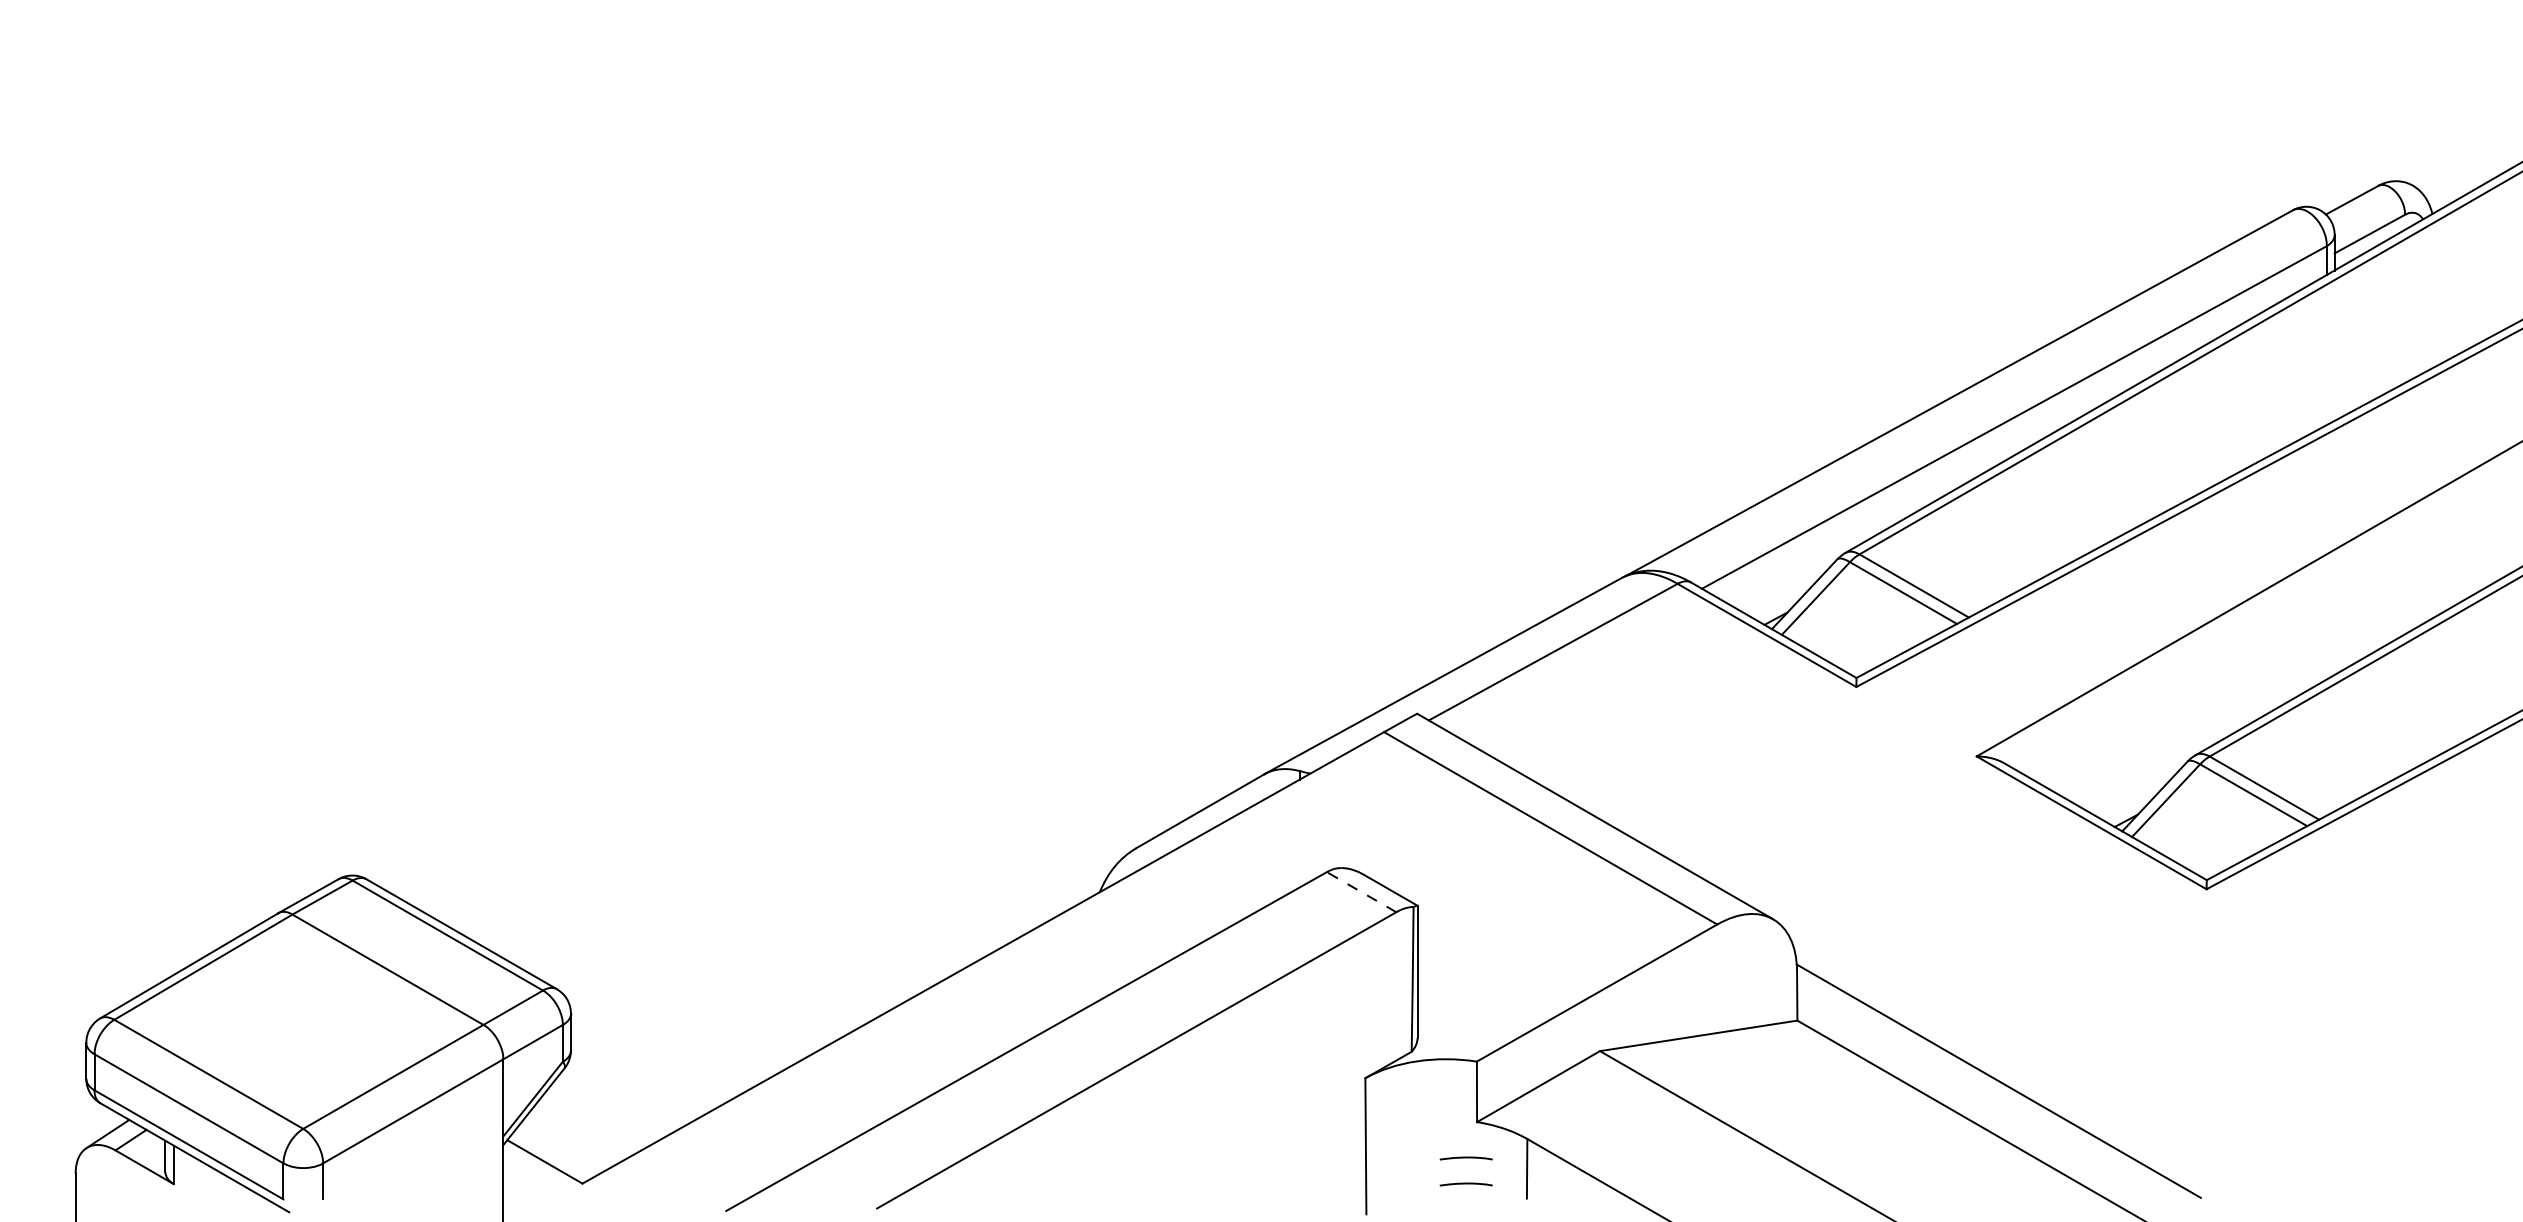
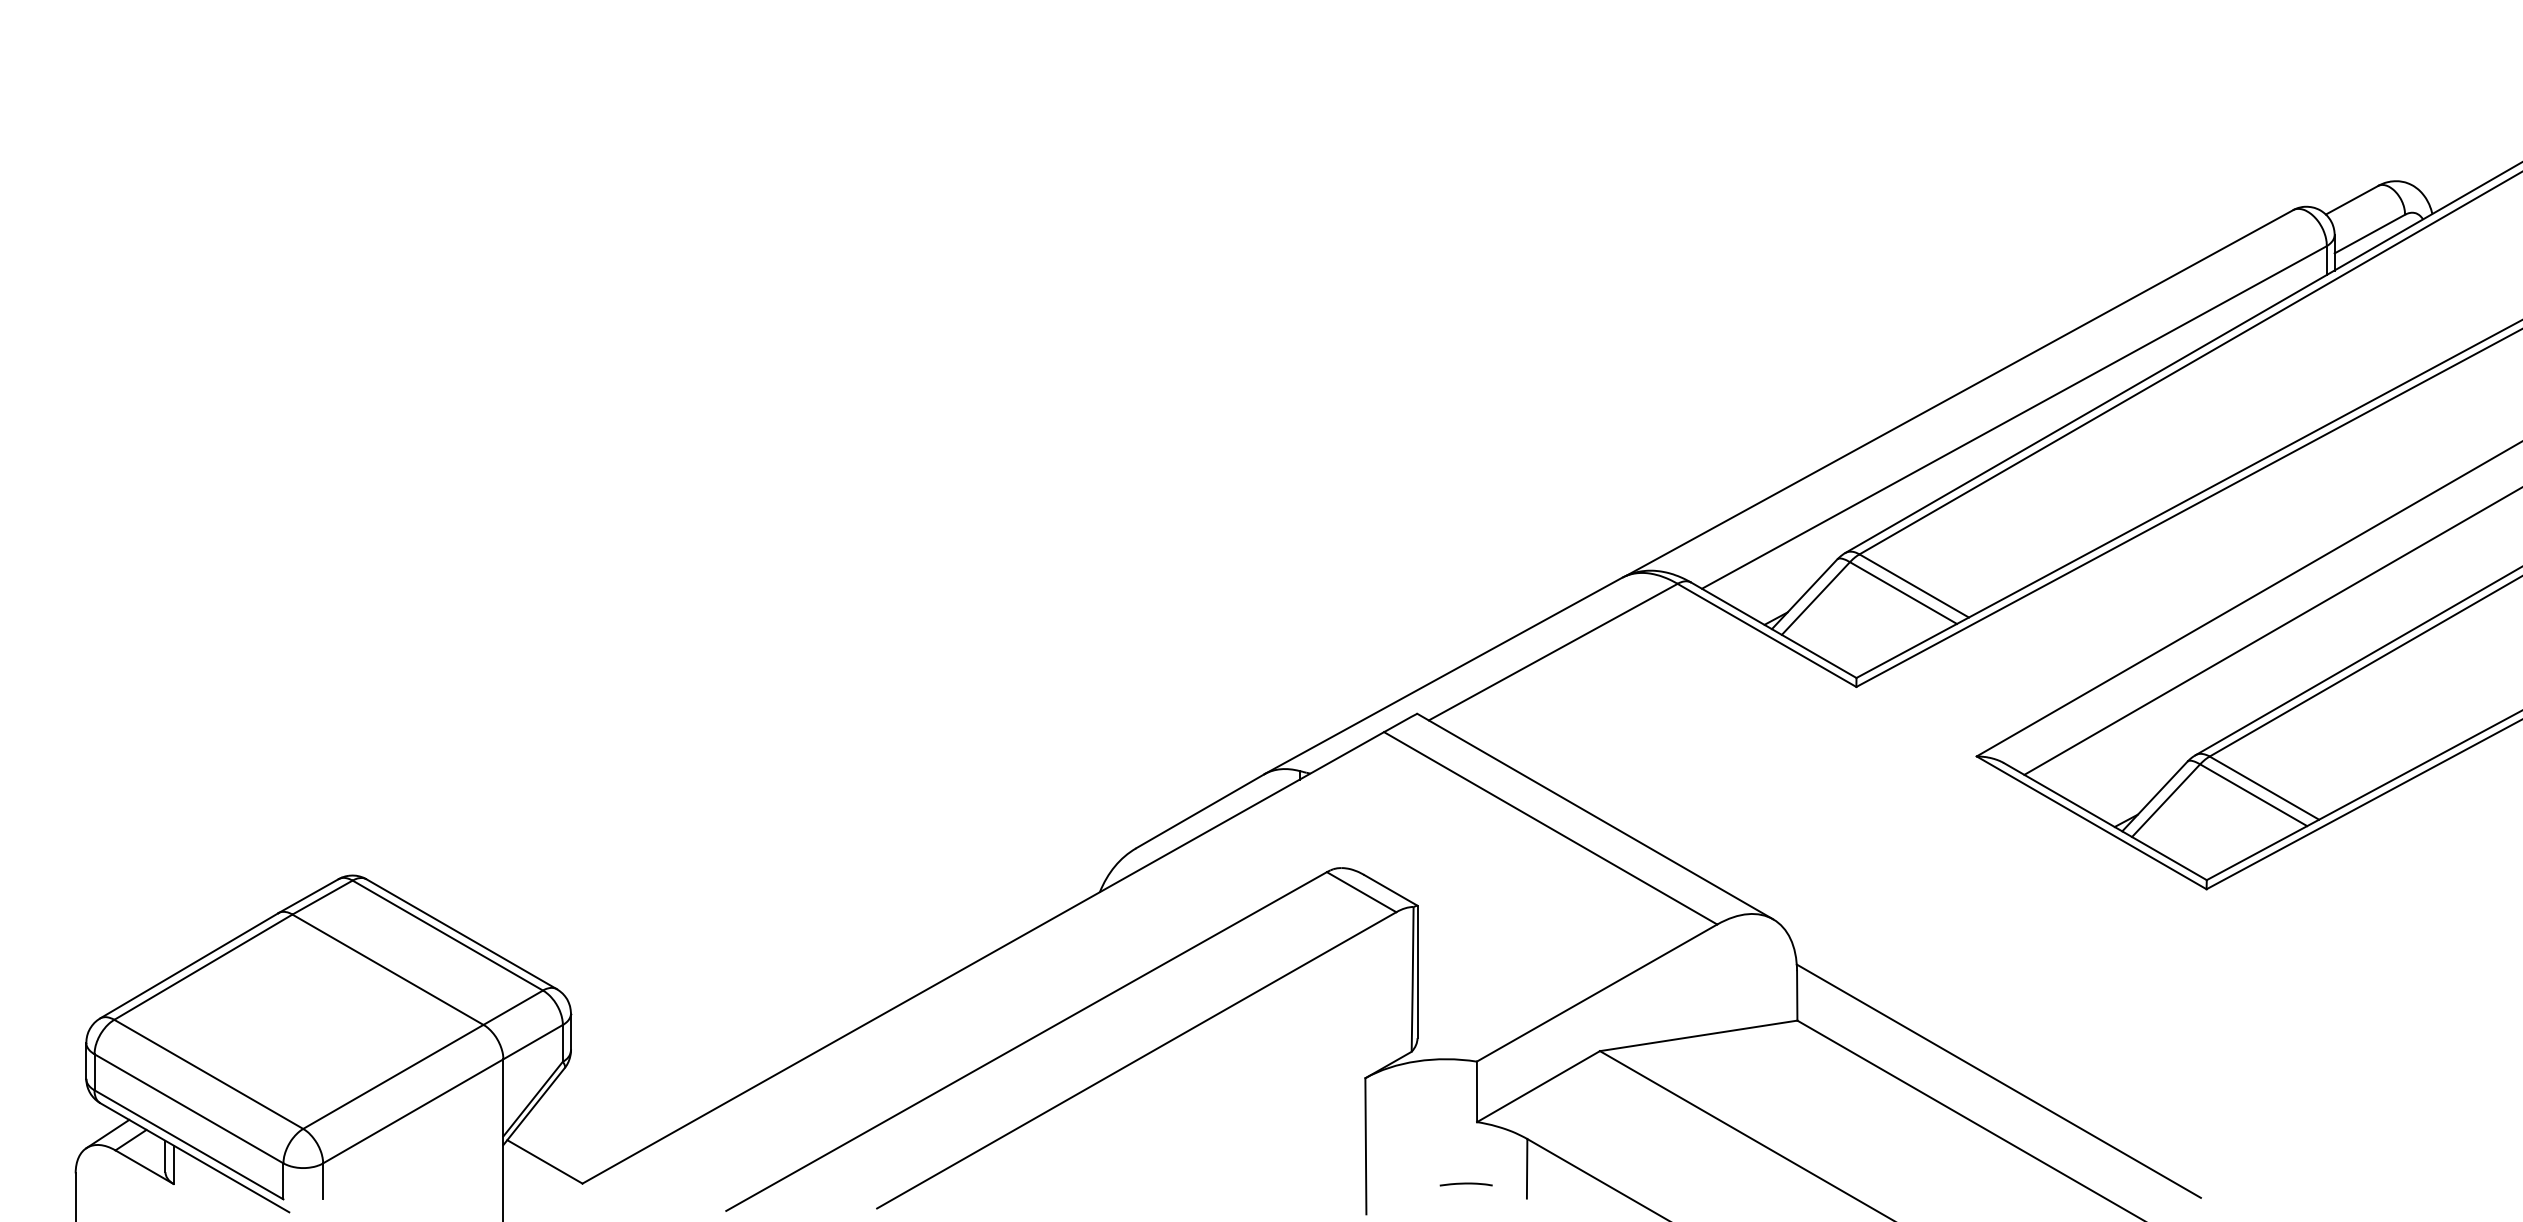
line: none -> present (2271, 631)
line: dashed -> solid (1361, 891)
curve: present -> none (1465, 1158)
